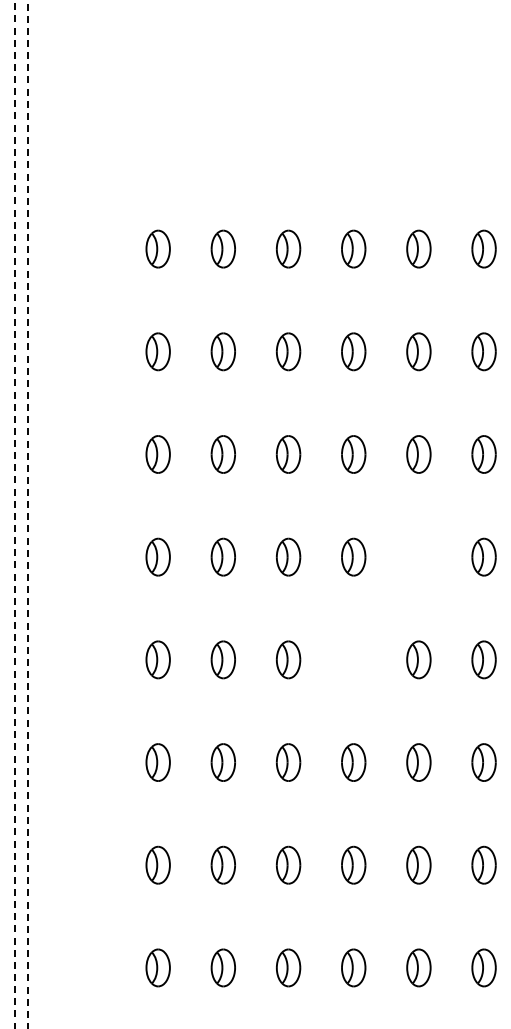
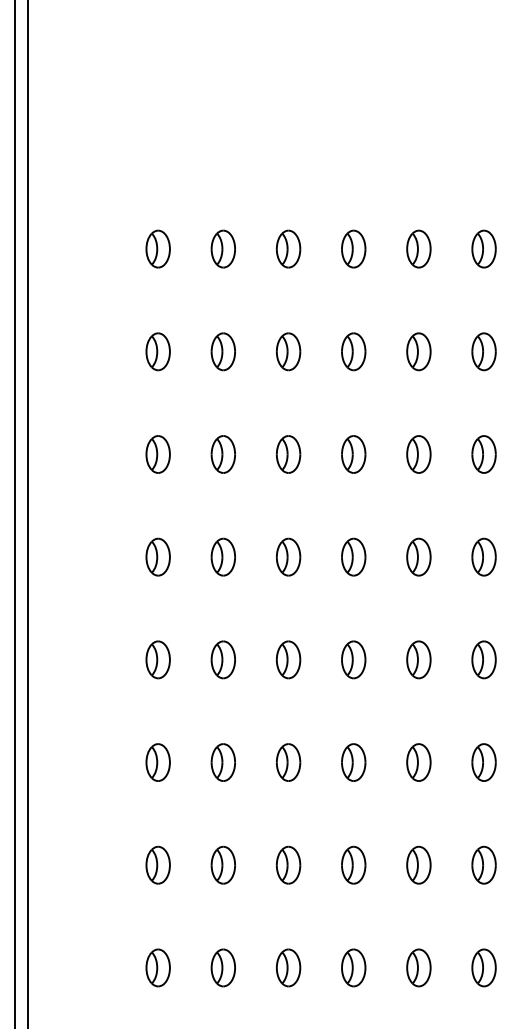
line: dashed -> solid (27, 514)
line: dashed -> solid (15, 515)
part: none -> present (418, 556)
part: none -> present (353, 659)
